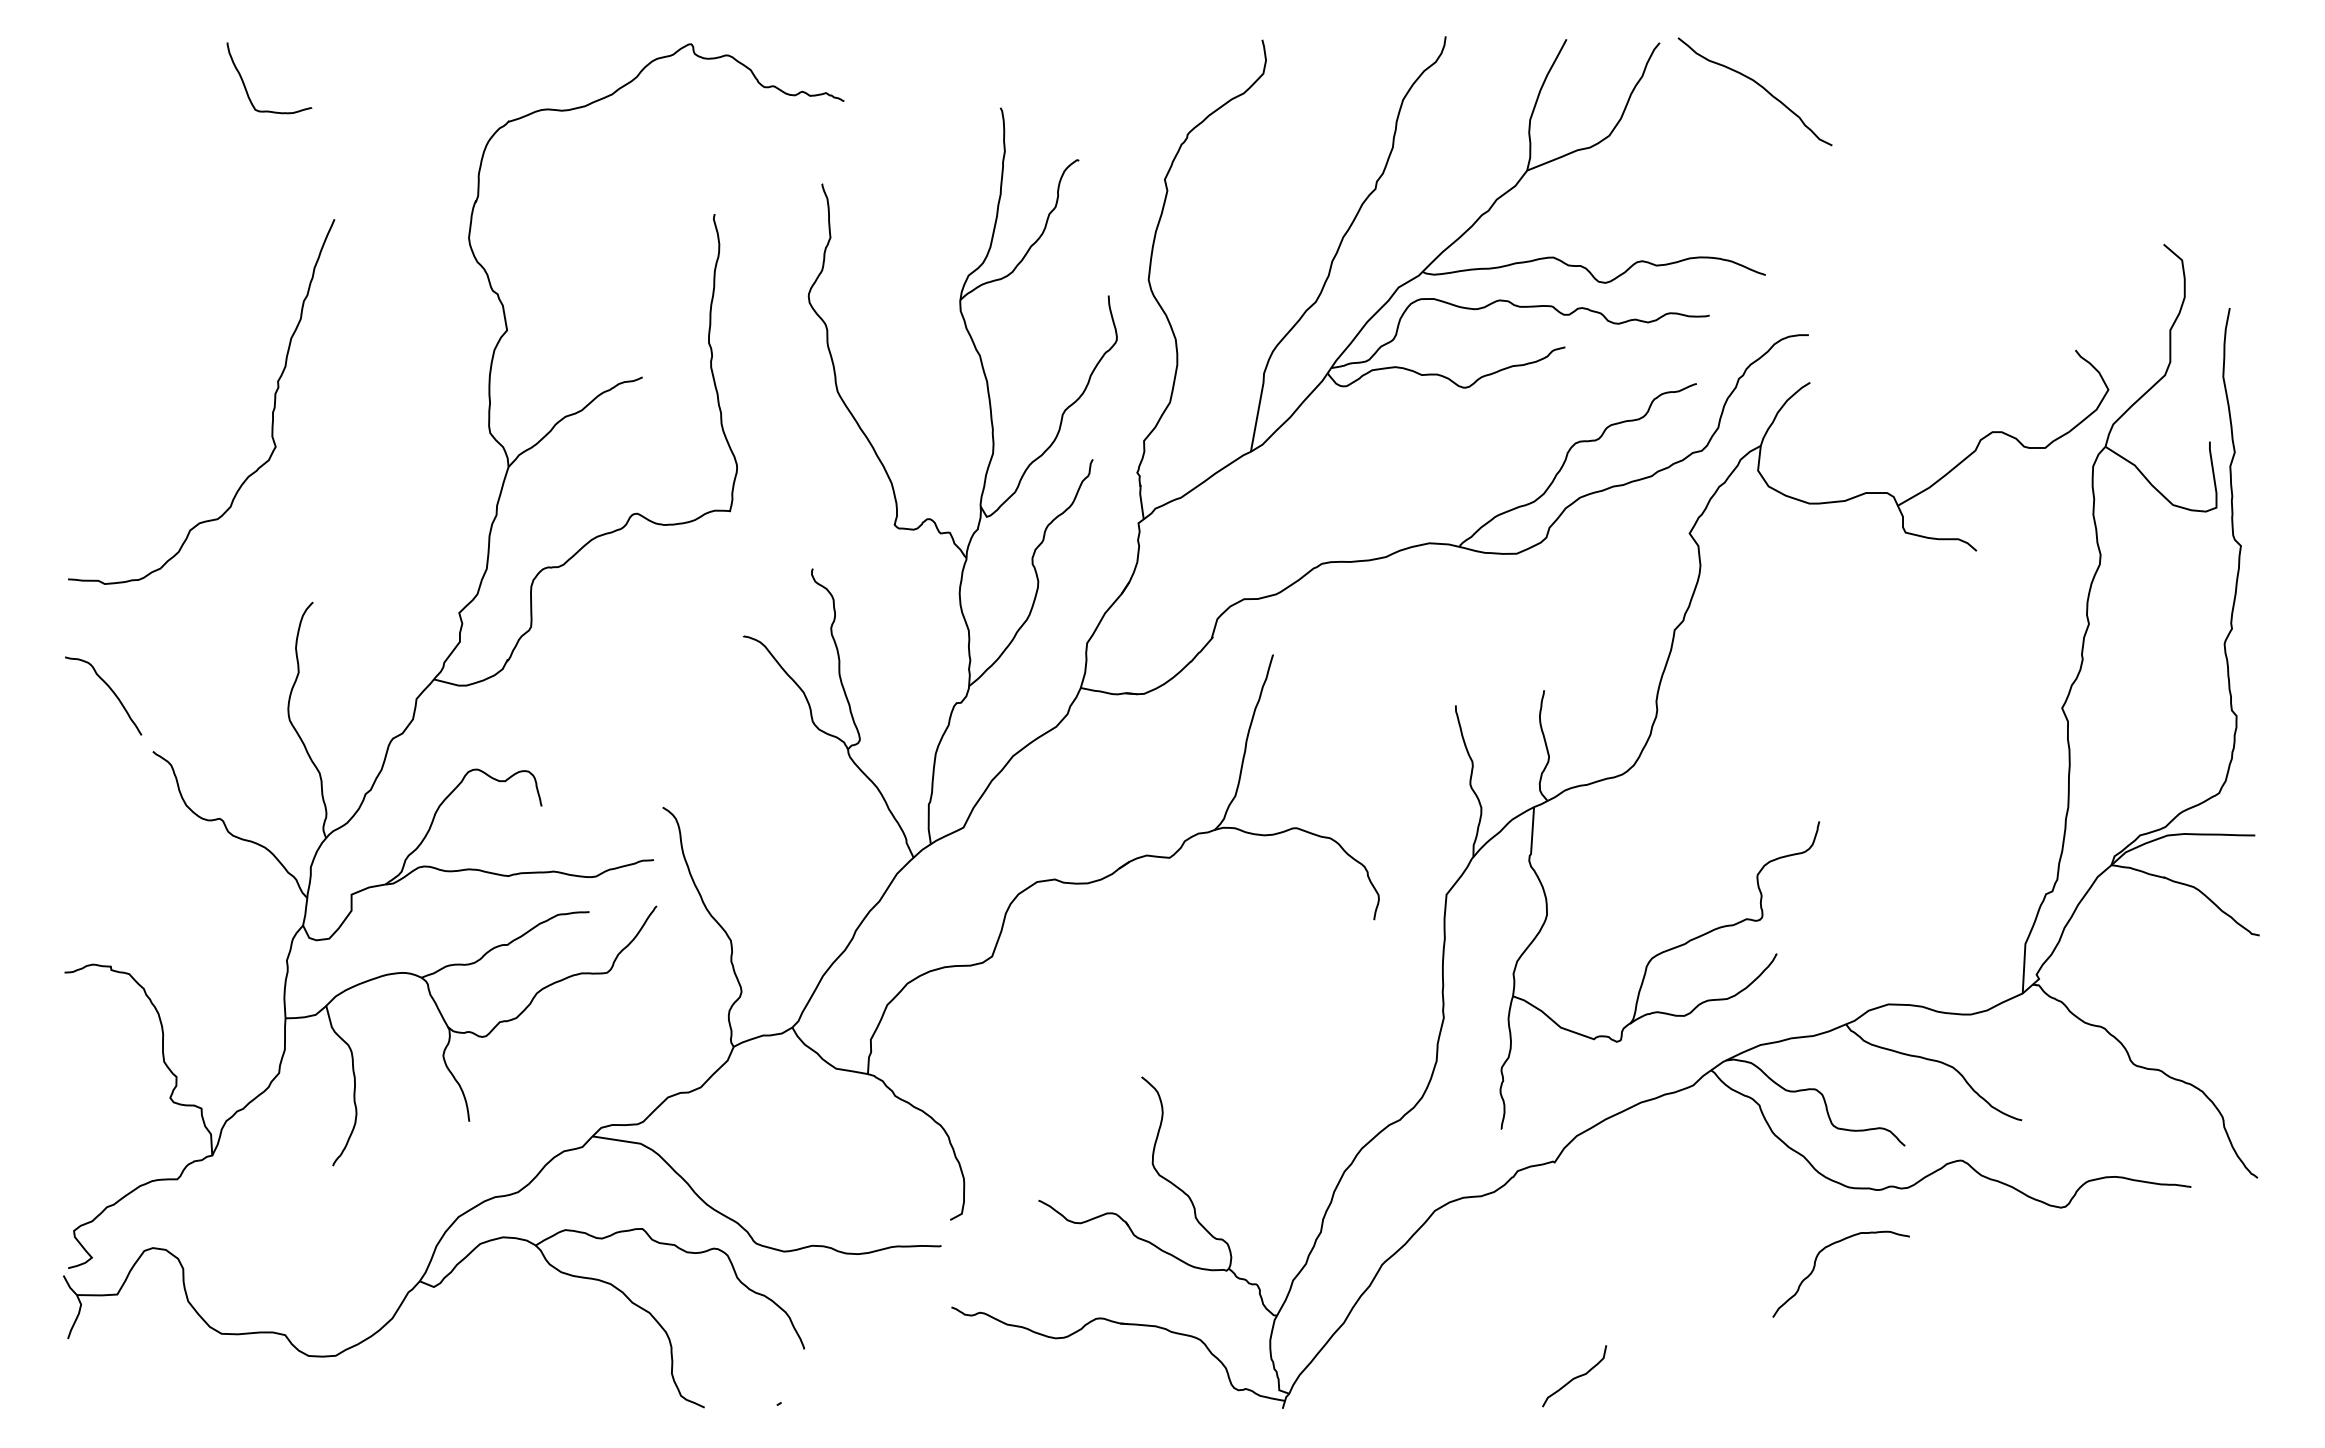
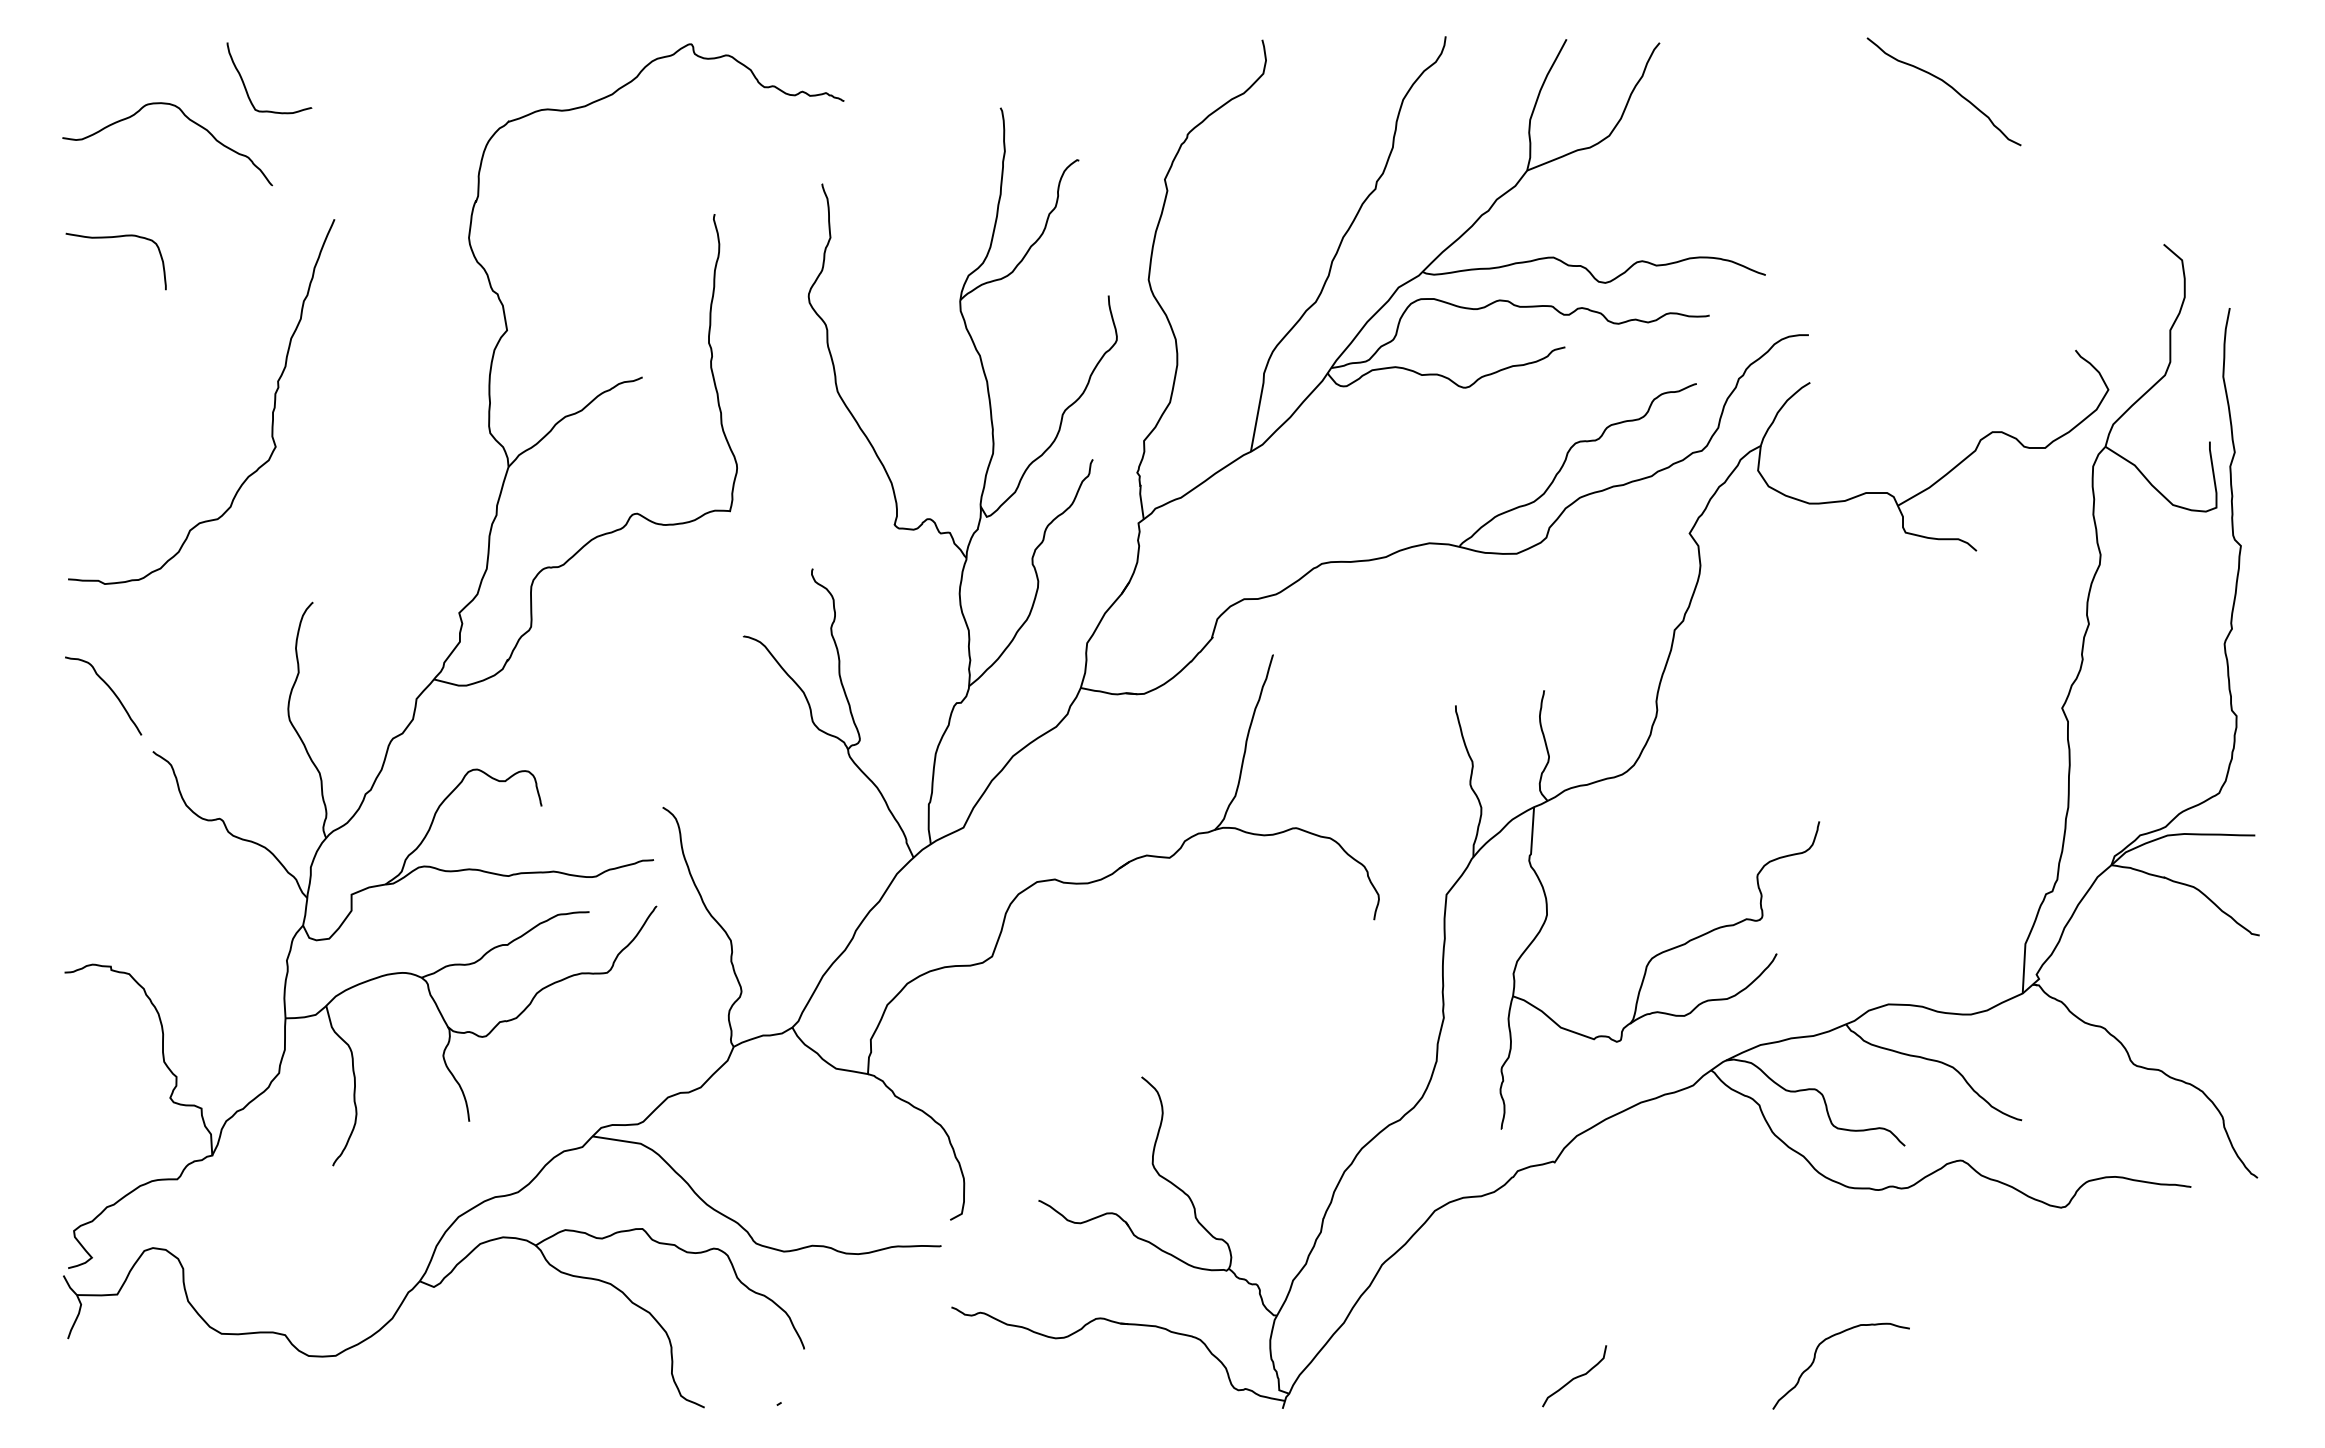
curve position: (1759, 86) -> (1948, 86) (1948, 86)
curve: none -> present (190, 121)
curve: none -> present (110, 238)
curve position: (1815, 1266) -> (1815, 1358) (1815, 1358)
